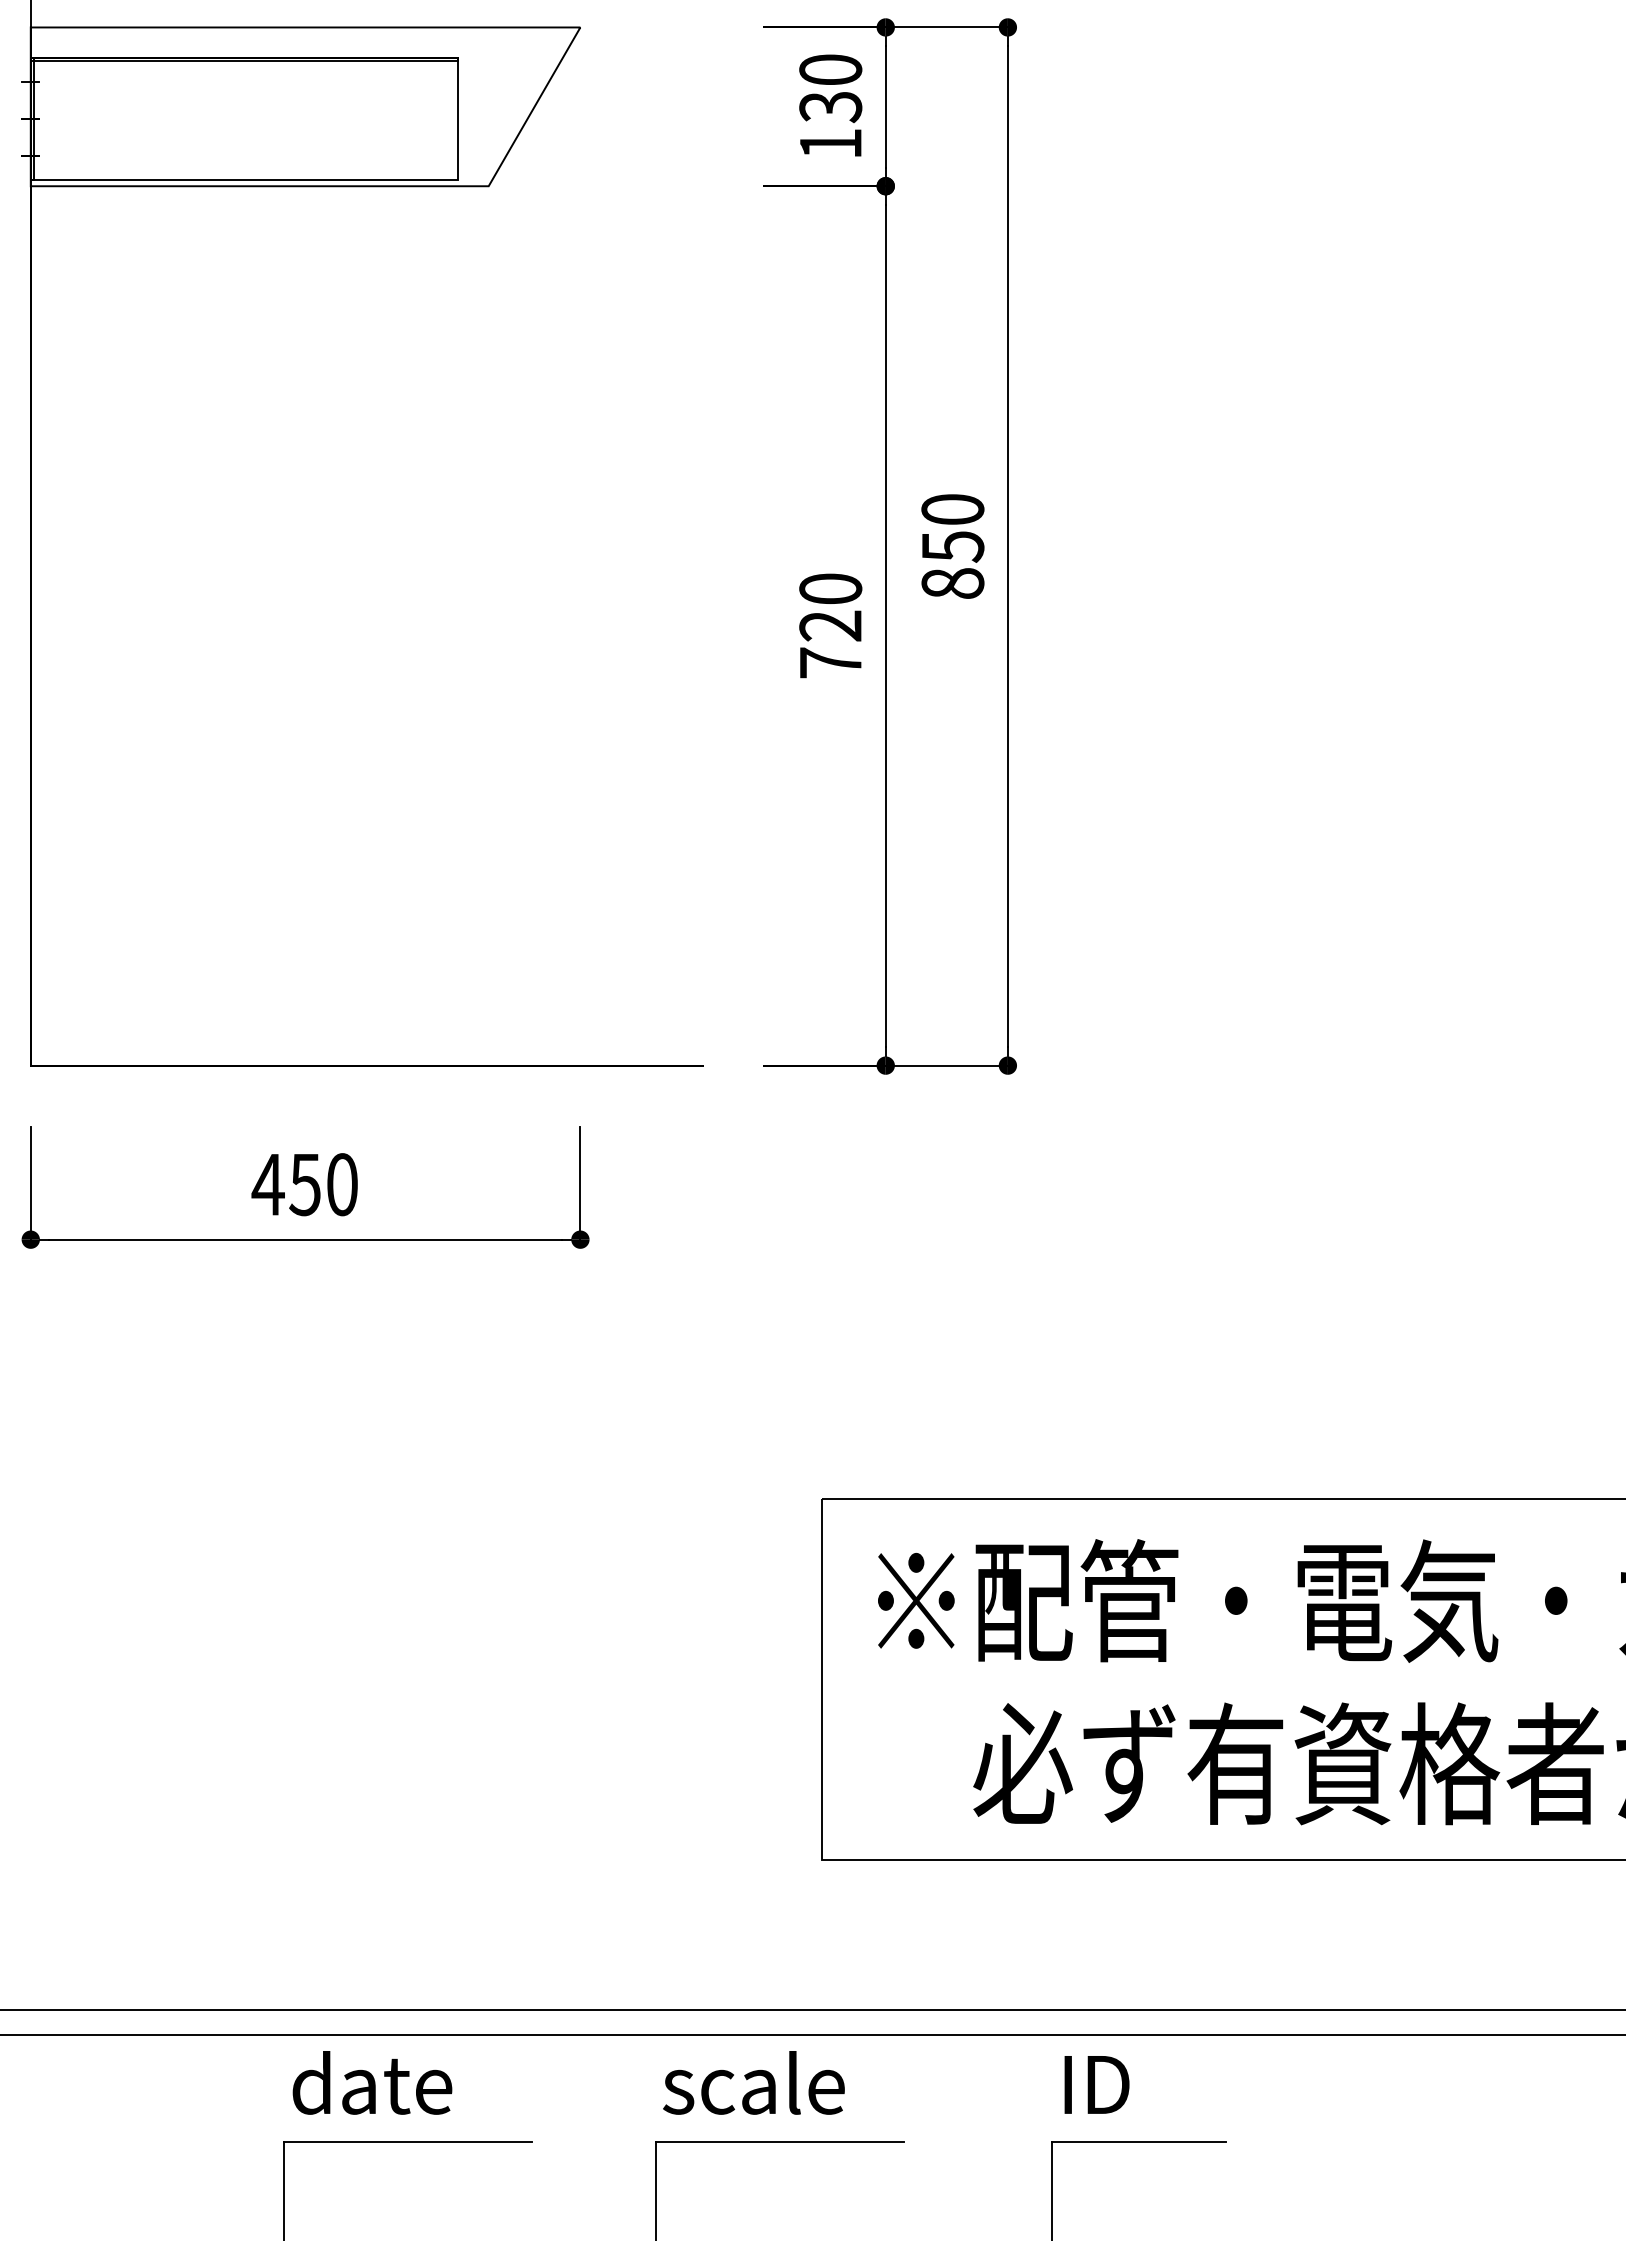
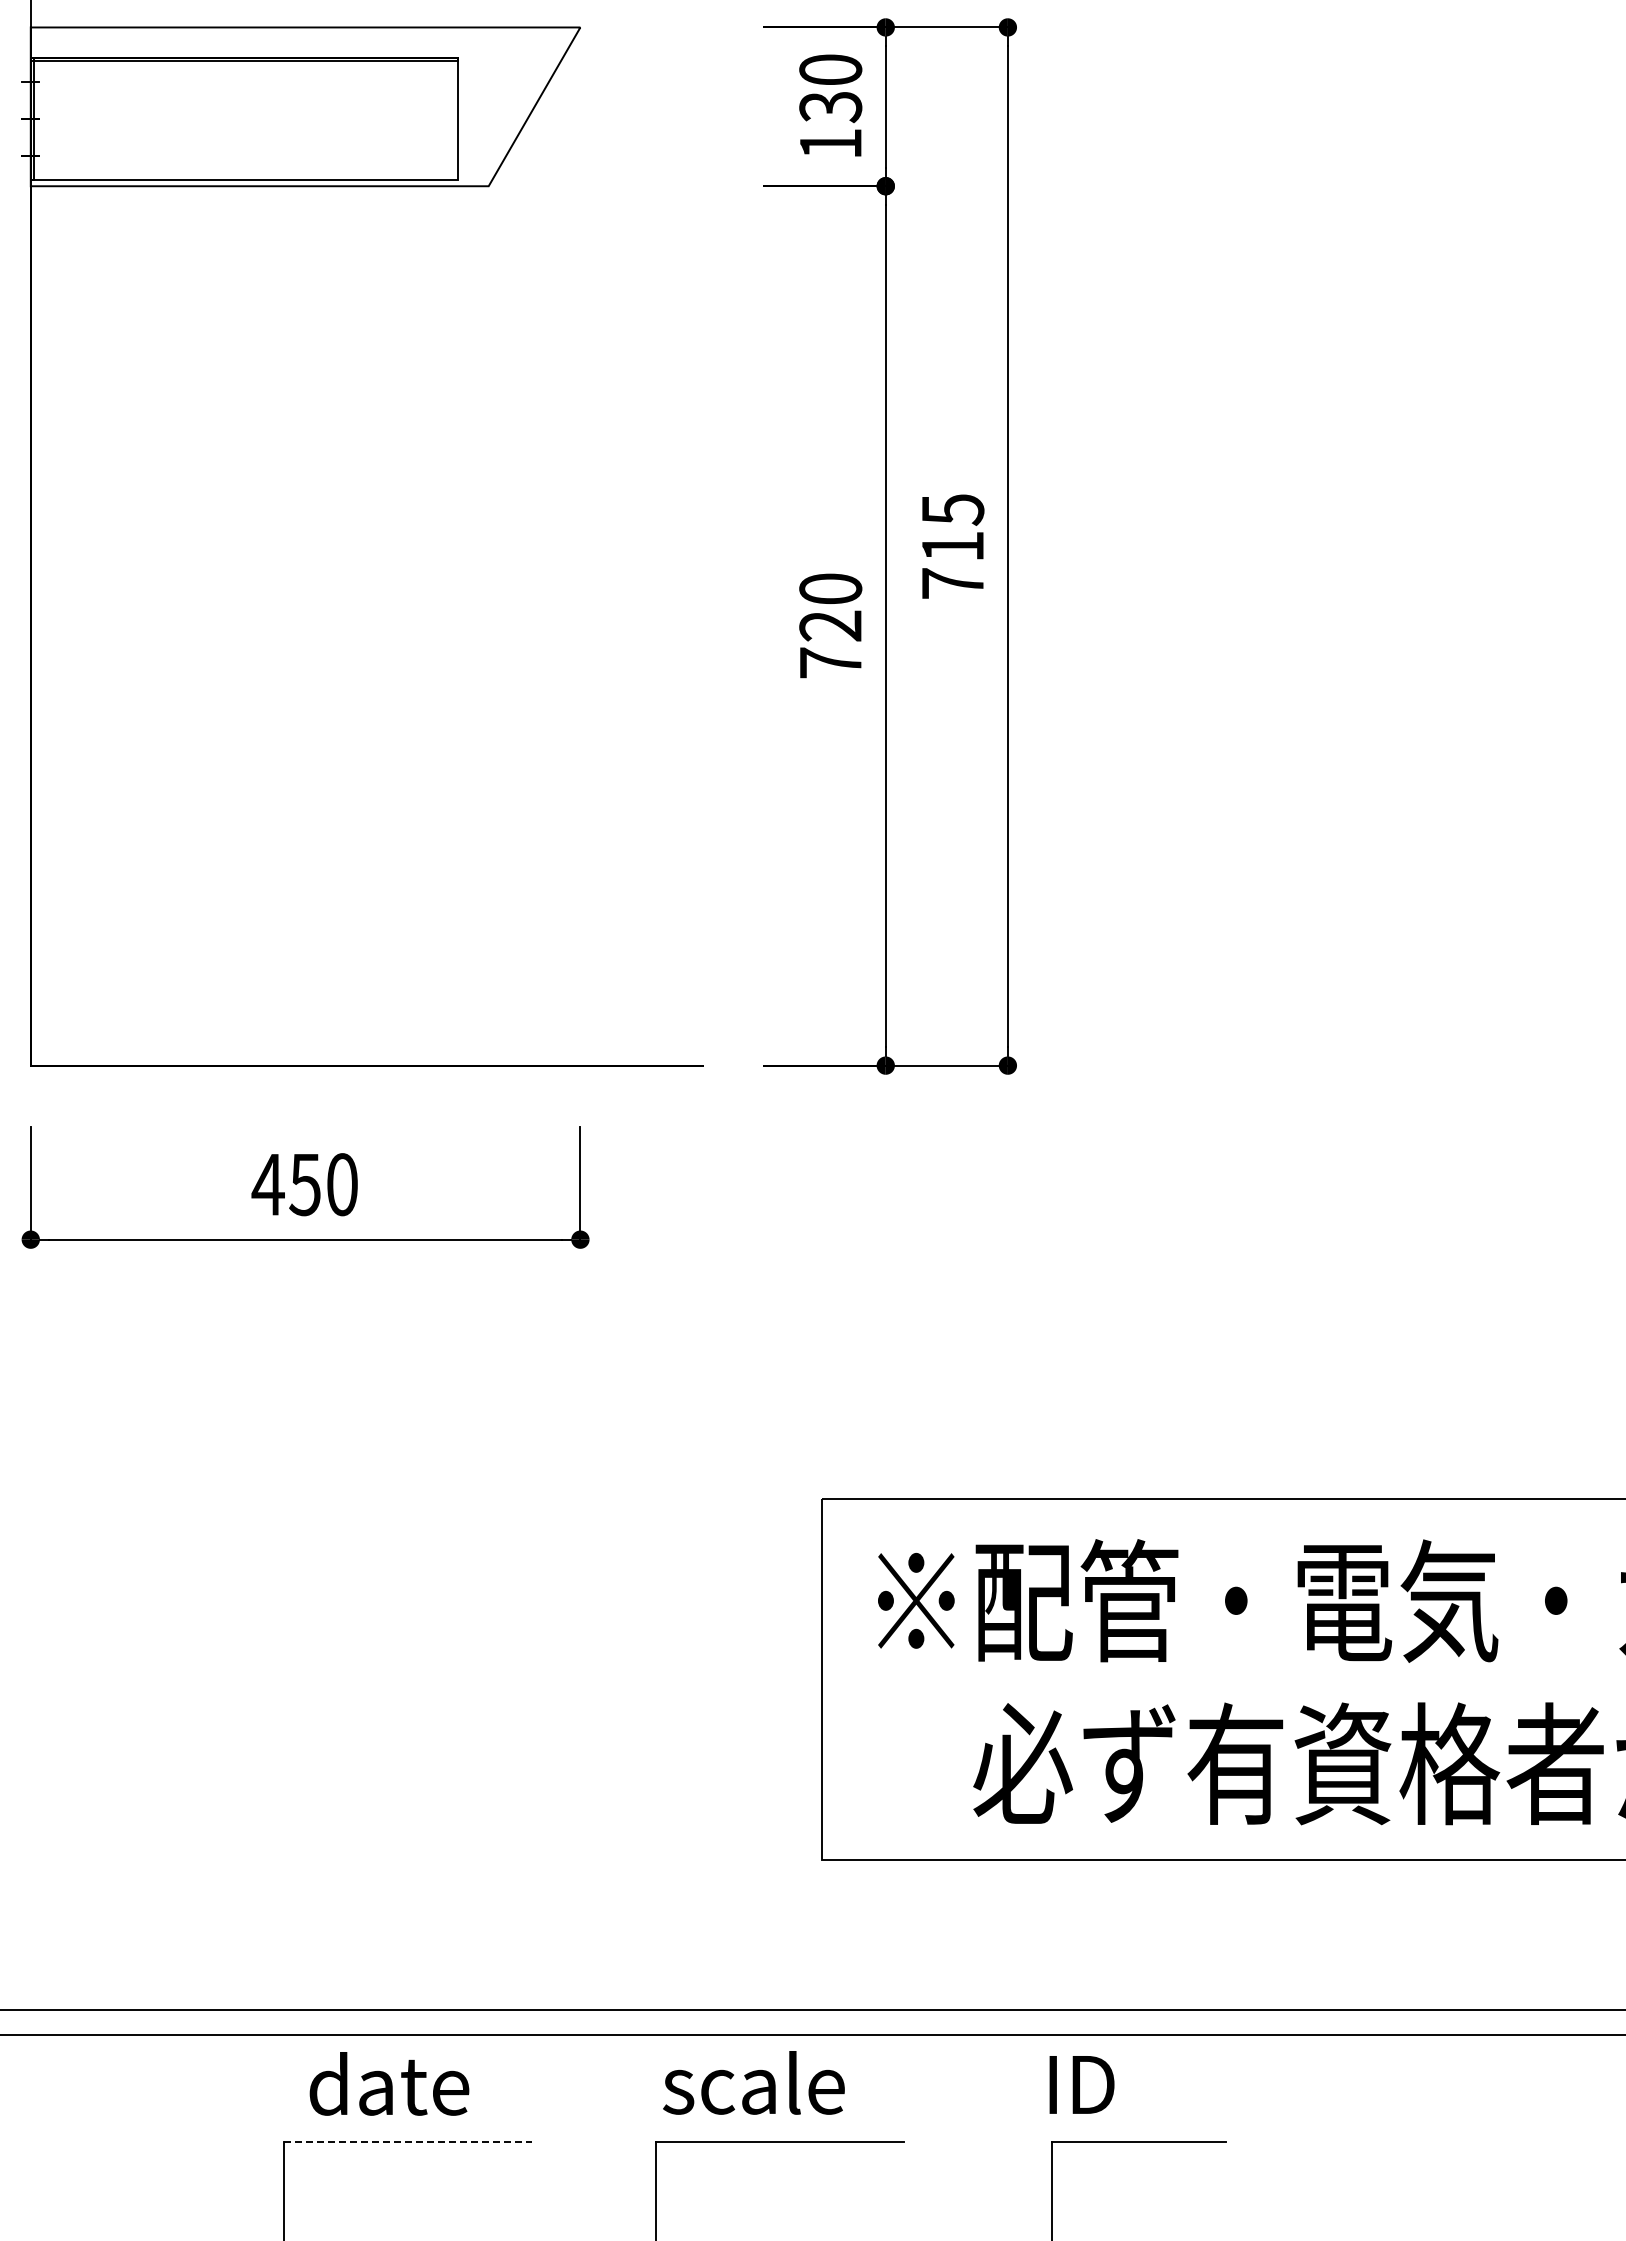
text: 850 -> 715 (952, 546)
text position: (372, 2082) -> (389, 2083) (389, 2083)
text position: (1096, 2084) -> (1081, 2084) (1081, 2084)
line: solid -> dashed (408, 2141)
